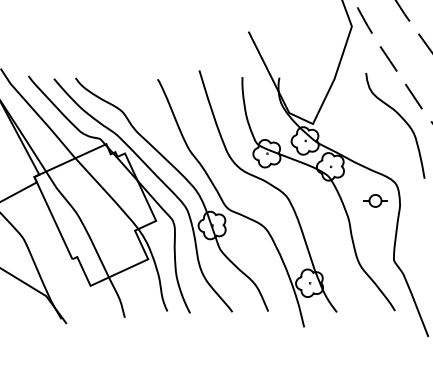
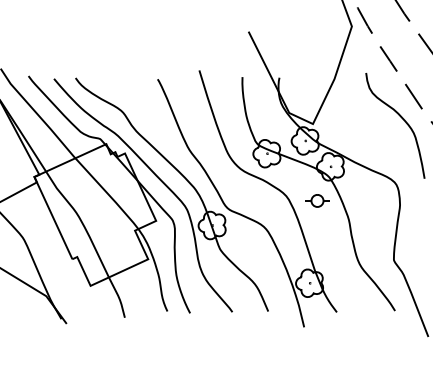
part position: (375, 200) -> (317, 200) (317, 200)
